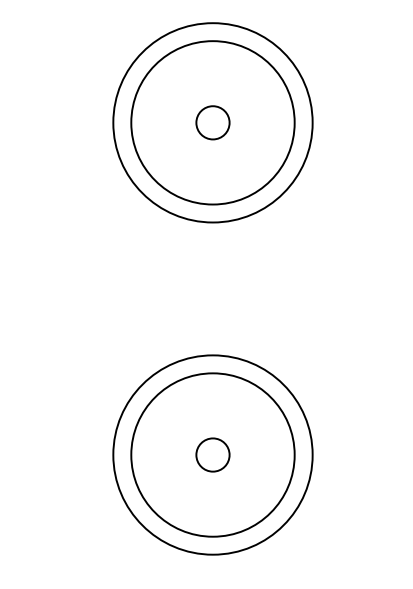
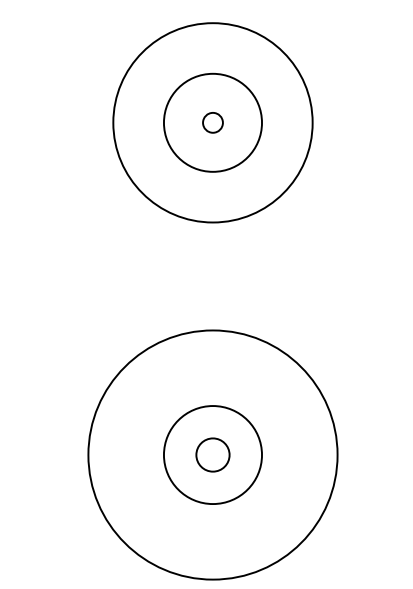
circle diameter: 163 px -> 98 px (212, 122)
circle diameter: 33 px -> 20 px (212, 122)
circle diameter: 163 px -> 98 px (212, 455)
circle diameter: 199 px -> 249 px (212, 454)
